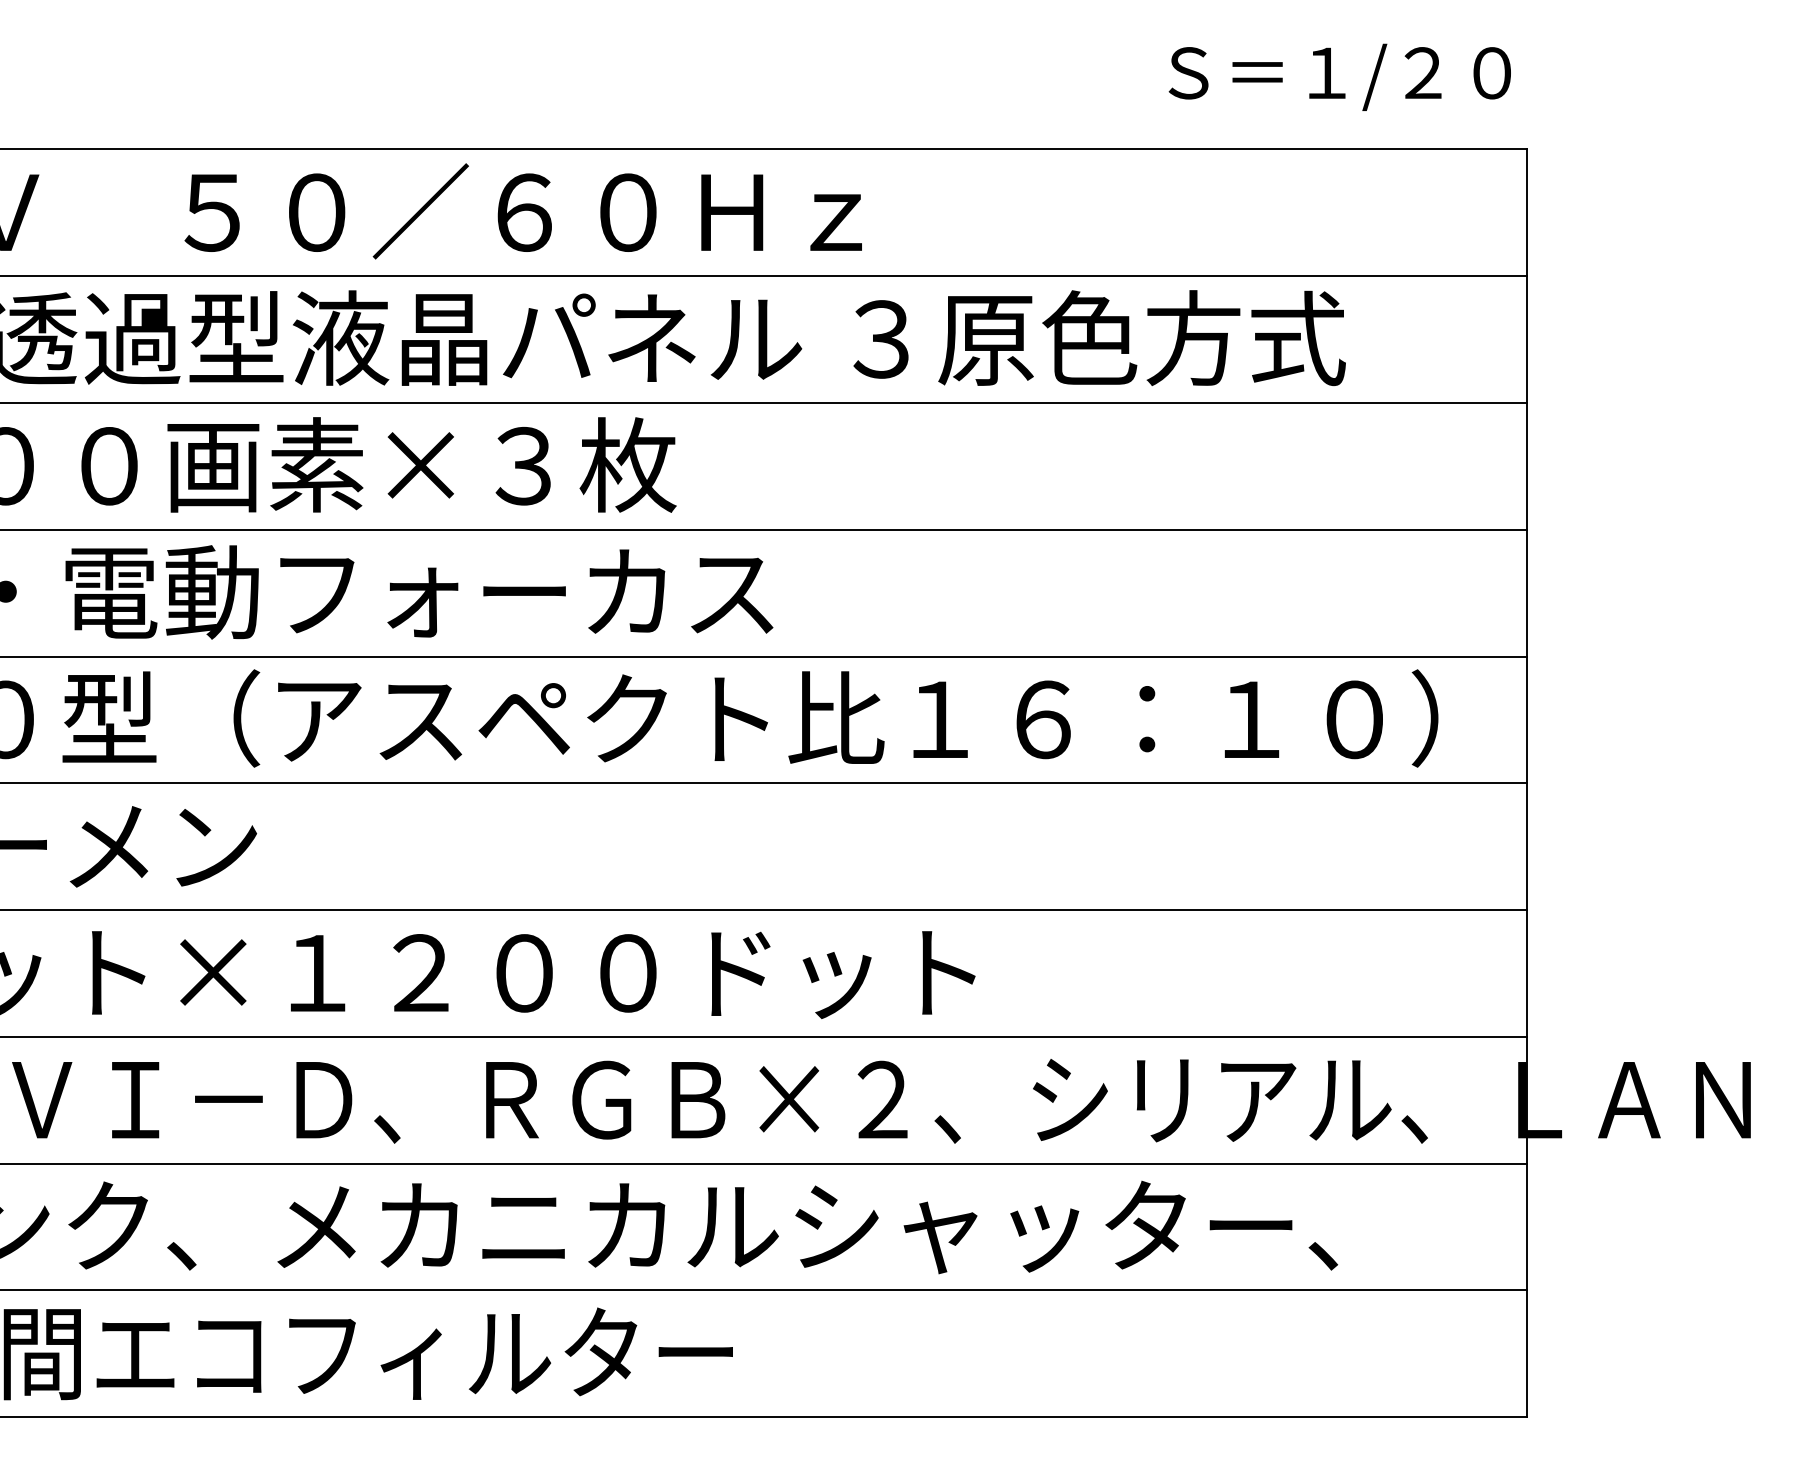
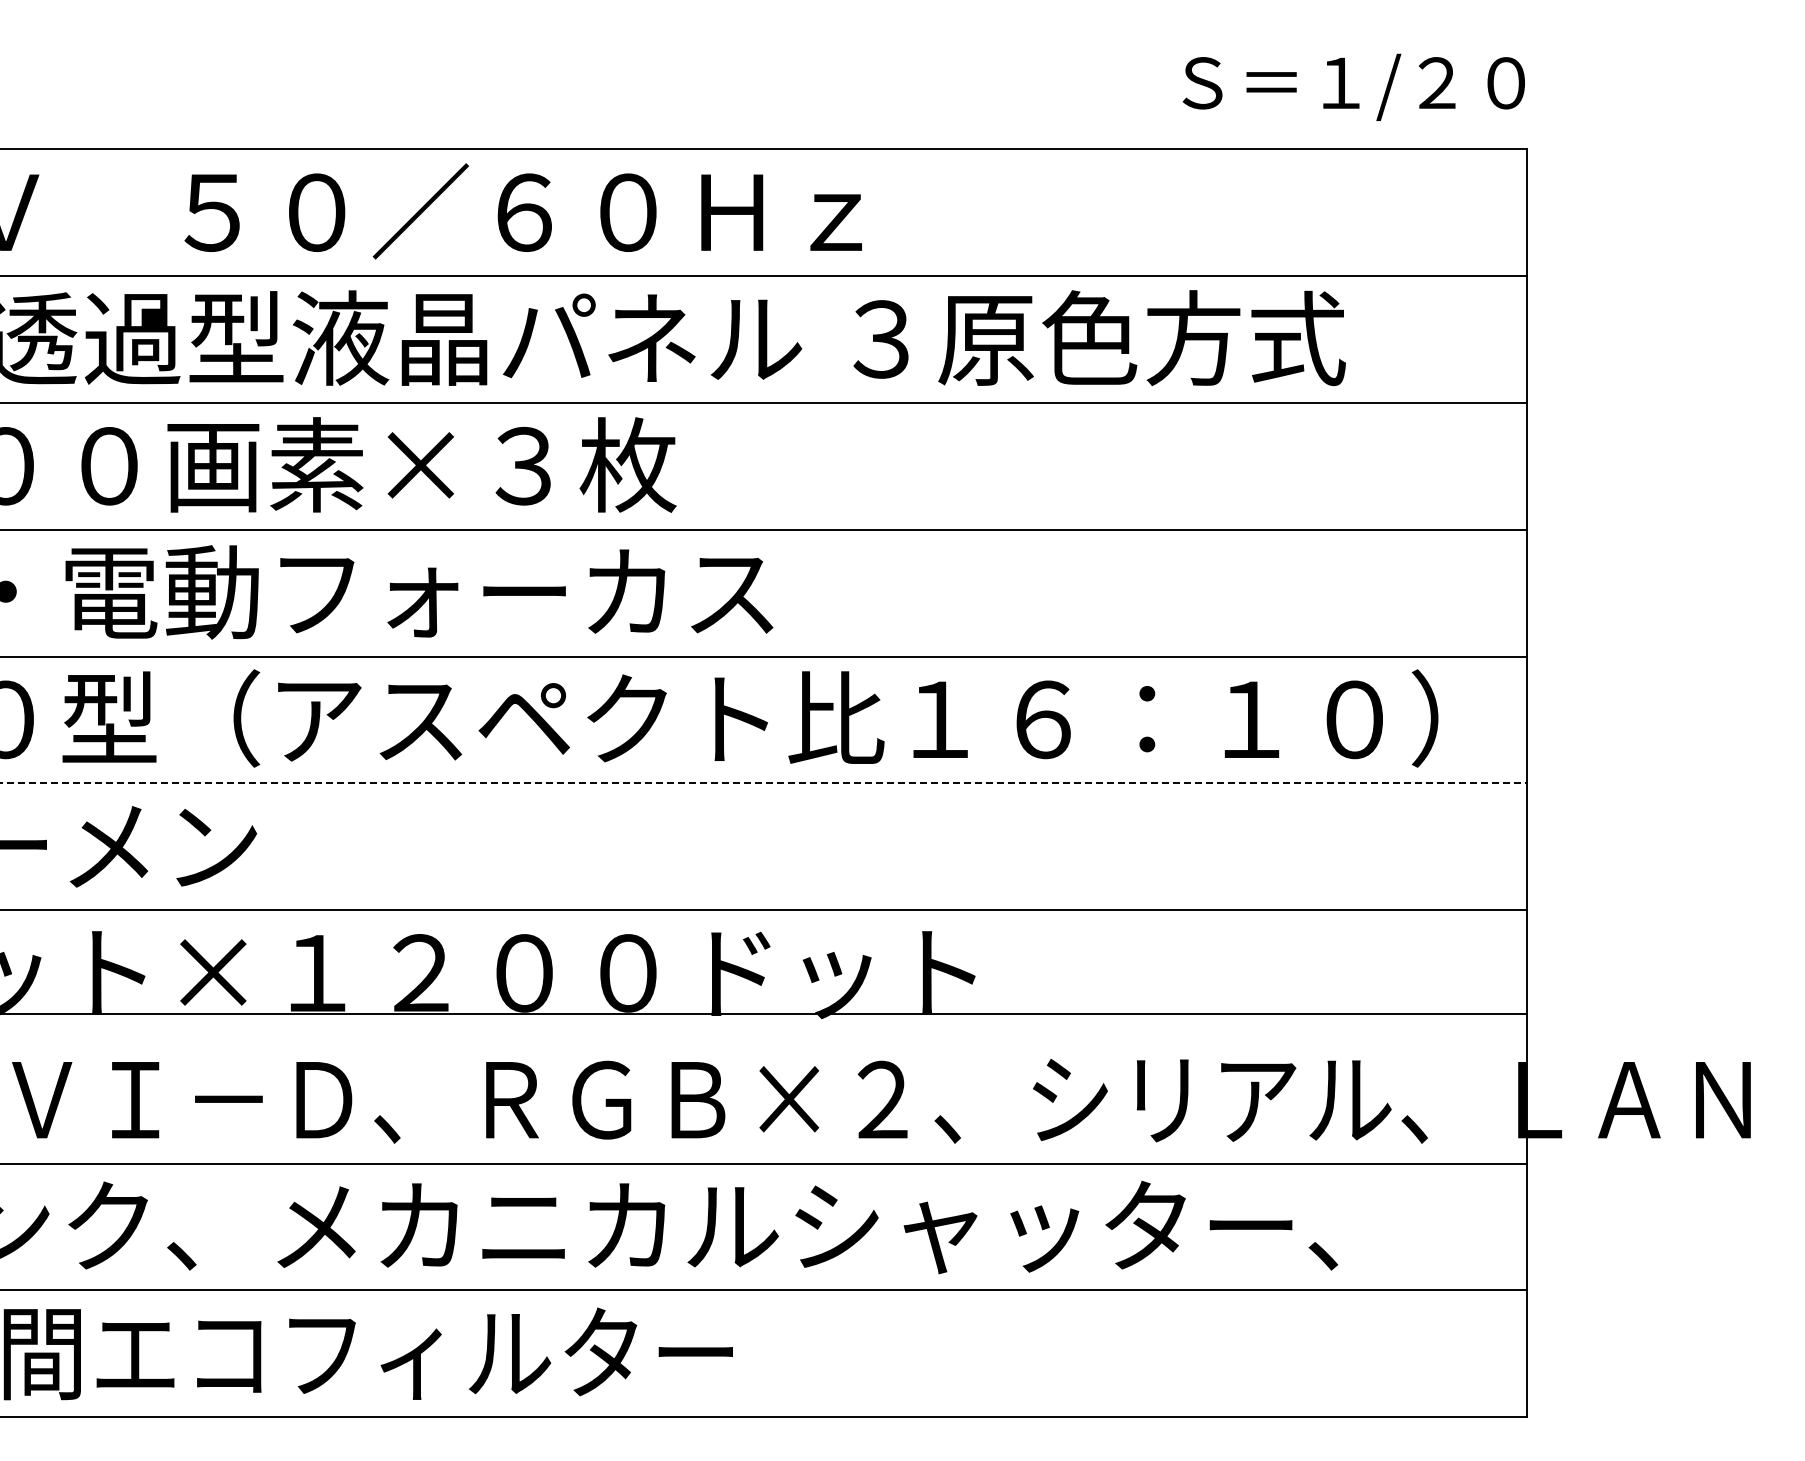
text position: (1339, 76) -> (1353, 86) (1353, 86)
line: solid -> dashed (764, 783)
line position: (764, 1036) -> (764, 1013) (764, 1013)
